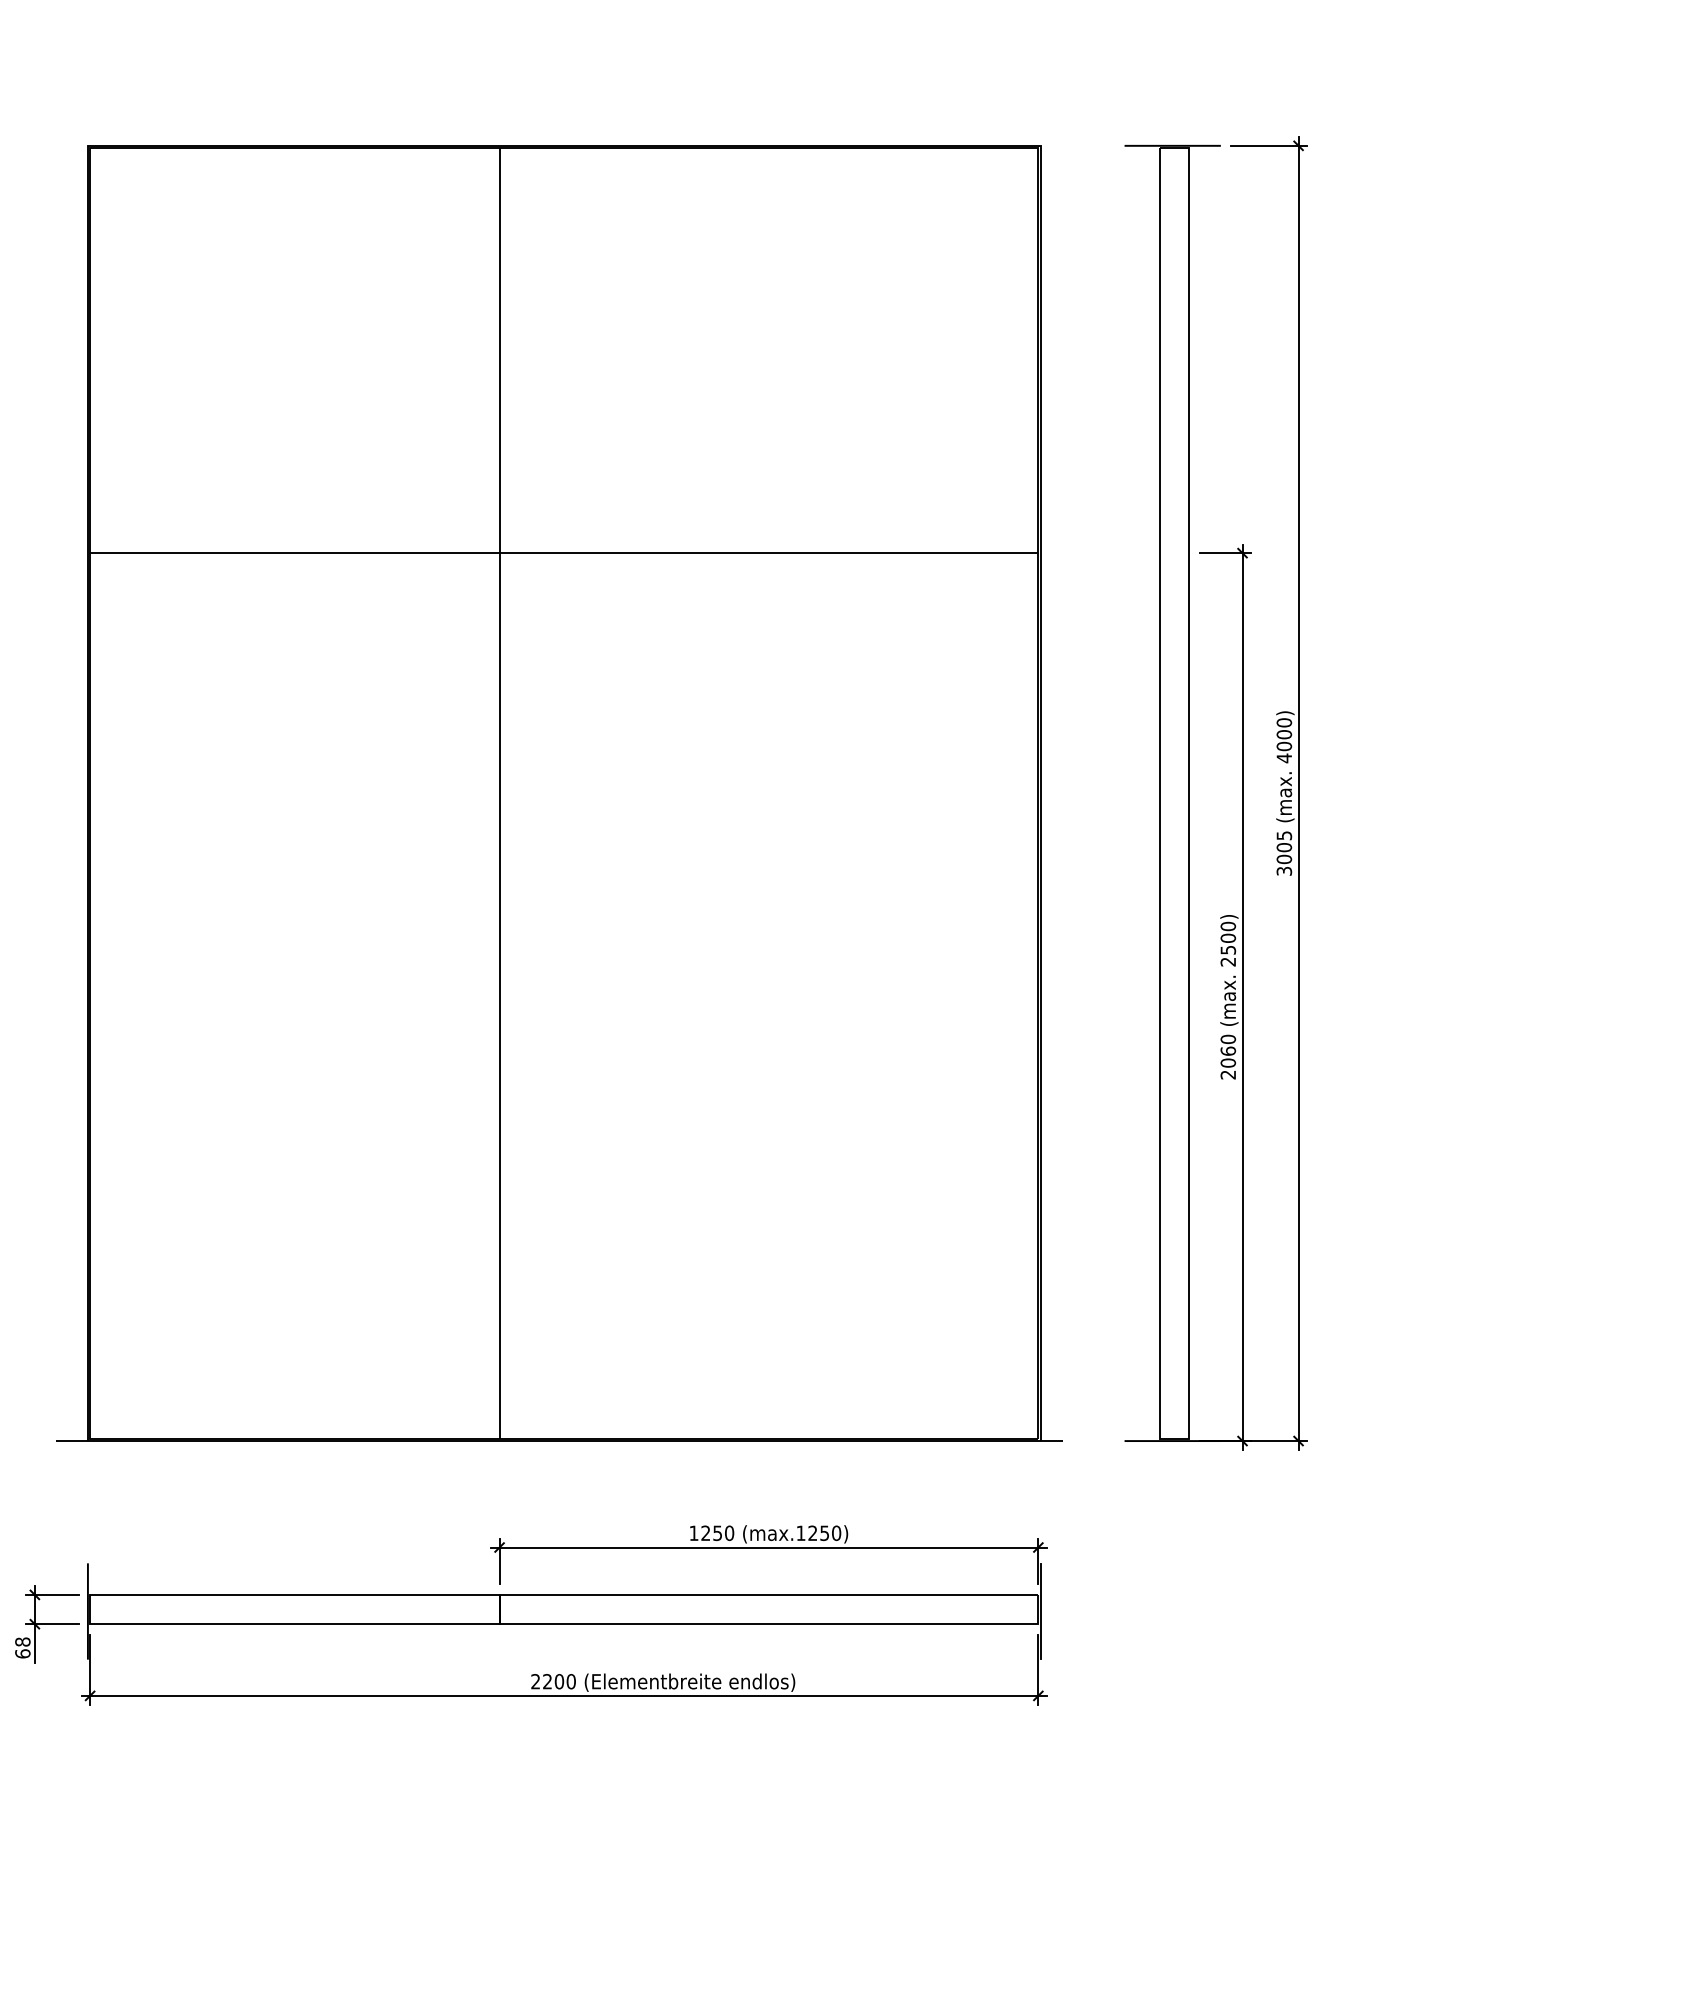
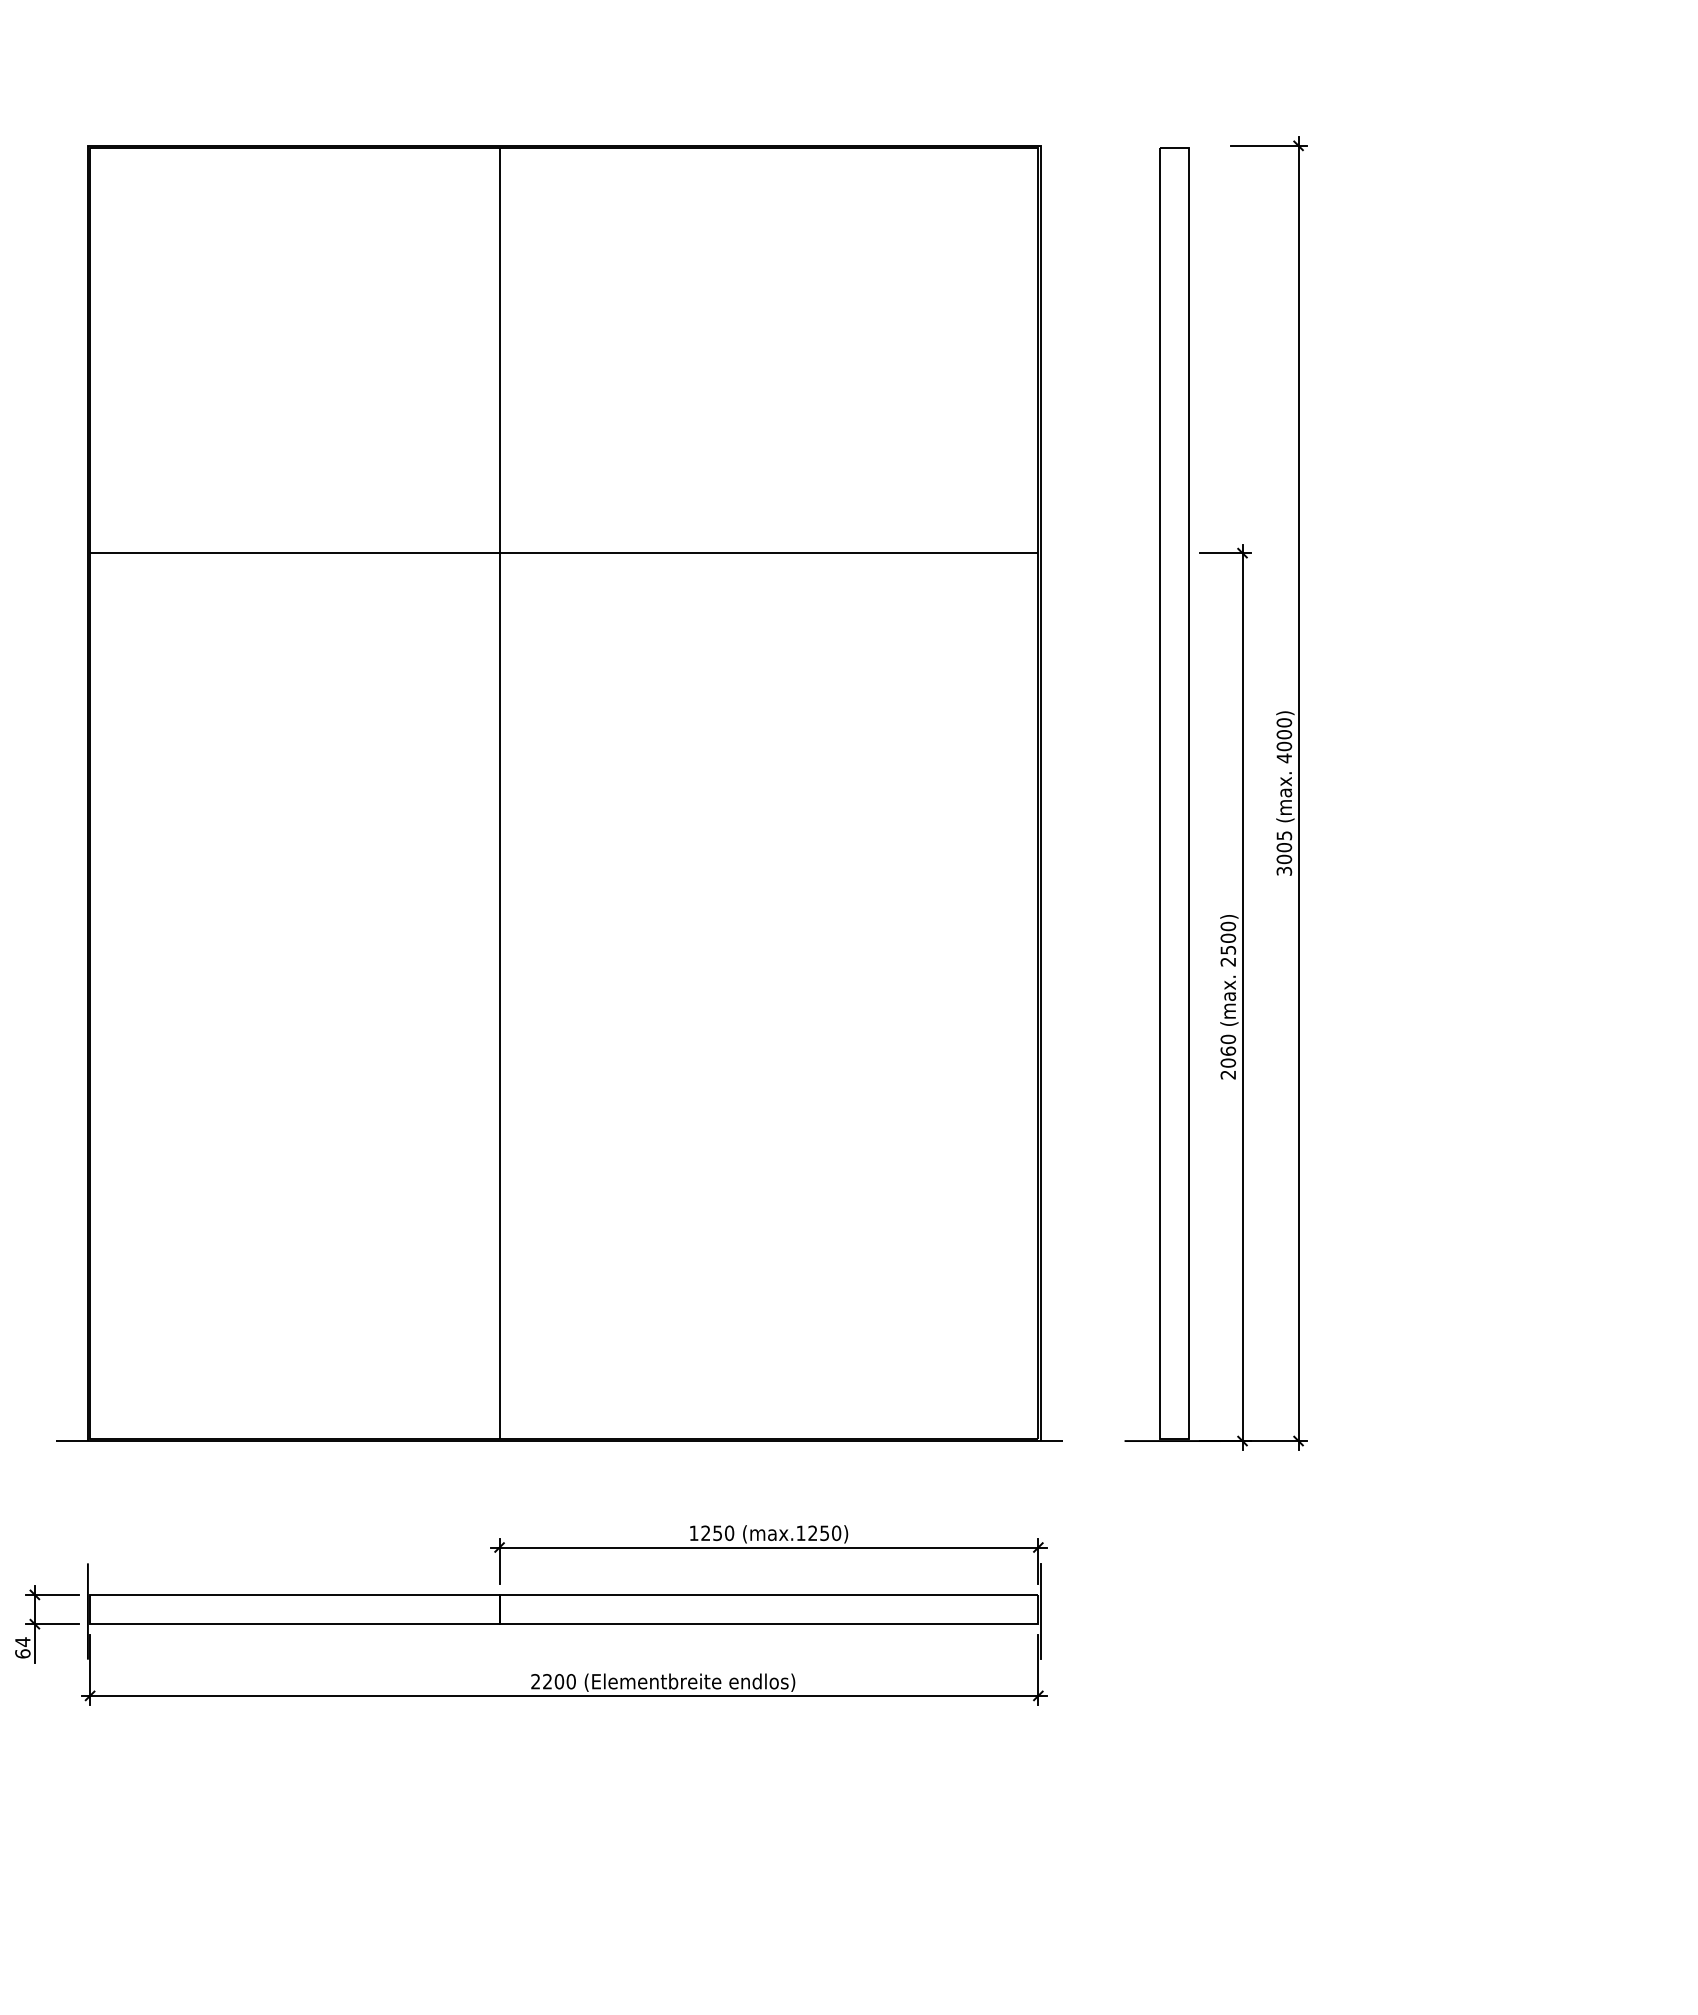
line: present -> none (1172, 145)
text: 68 -> 64 (22, 1641)
